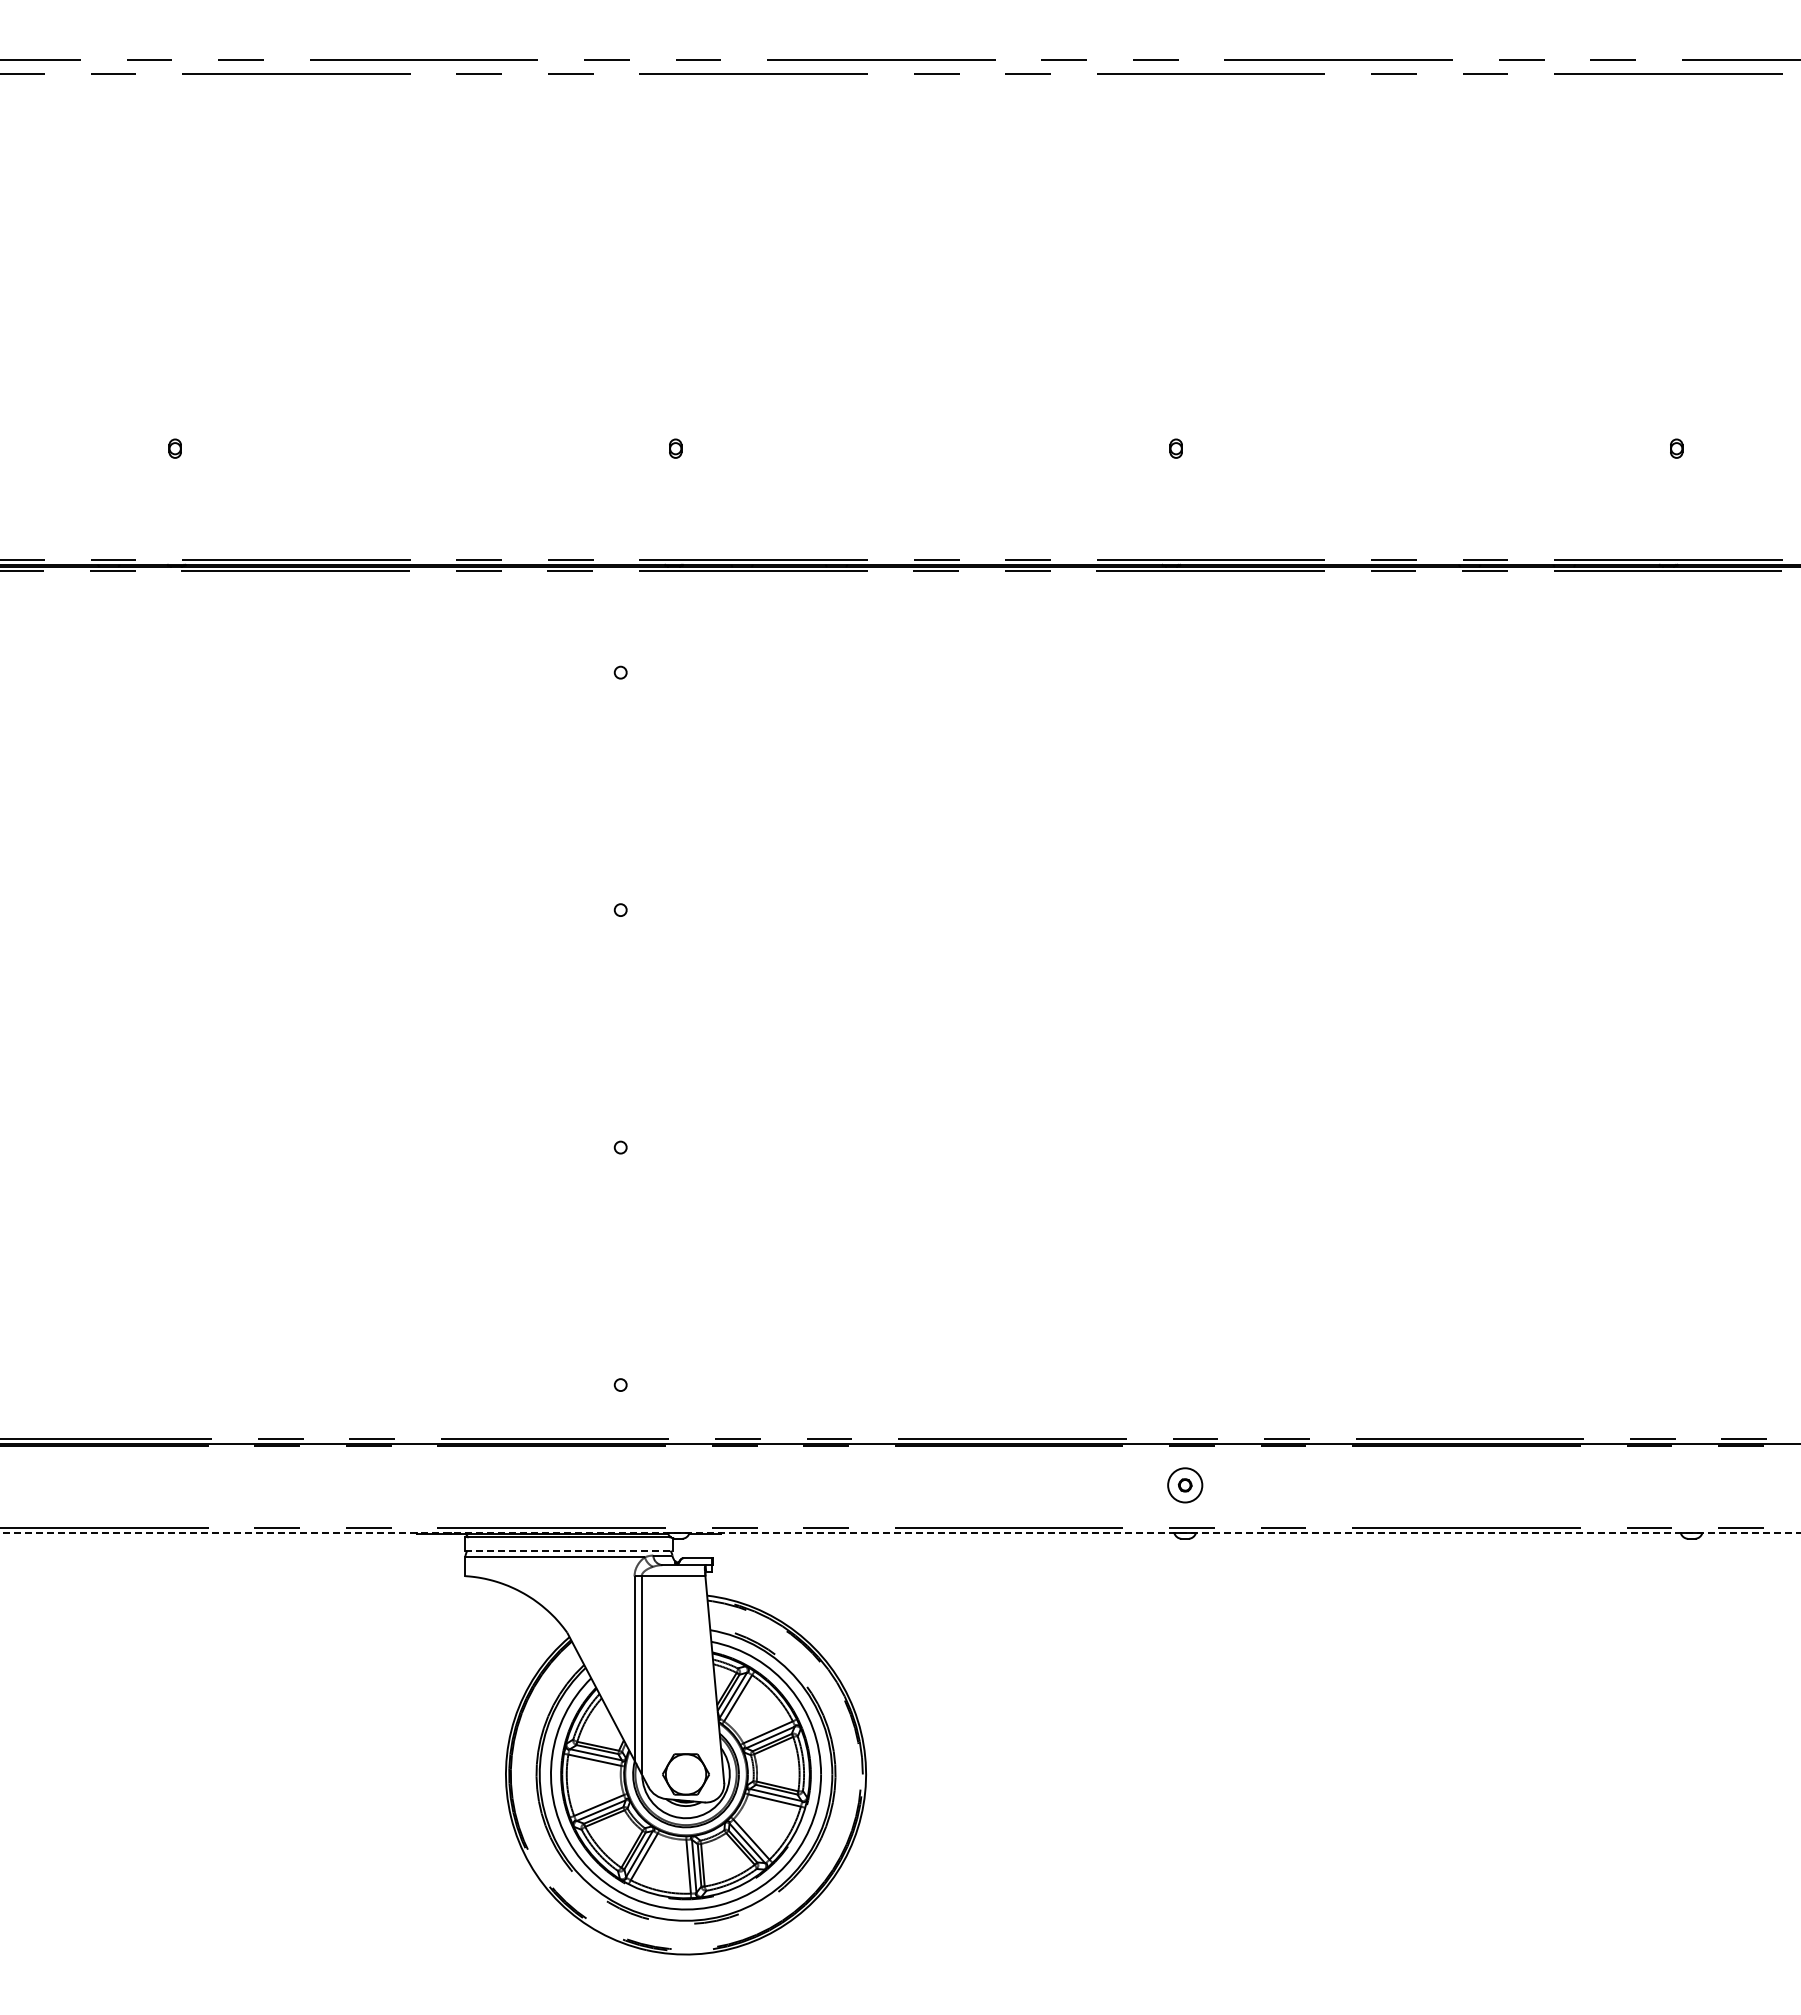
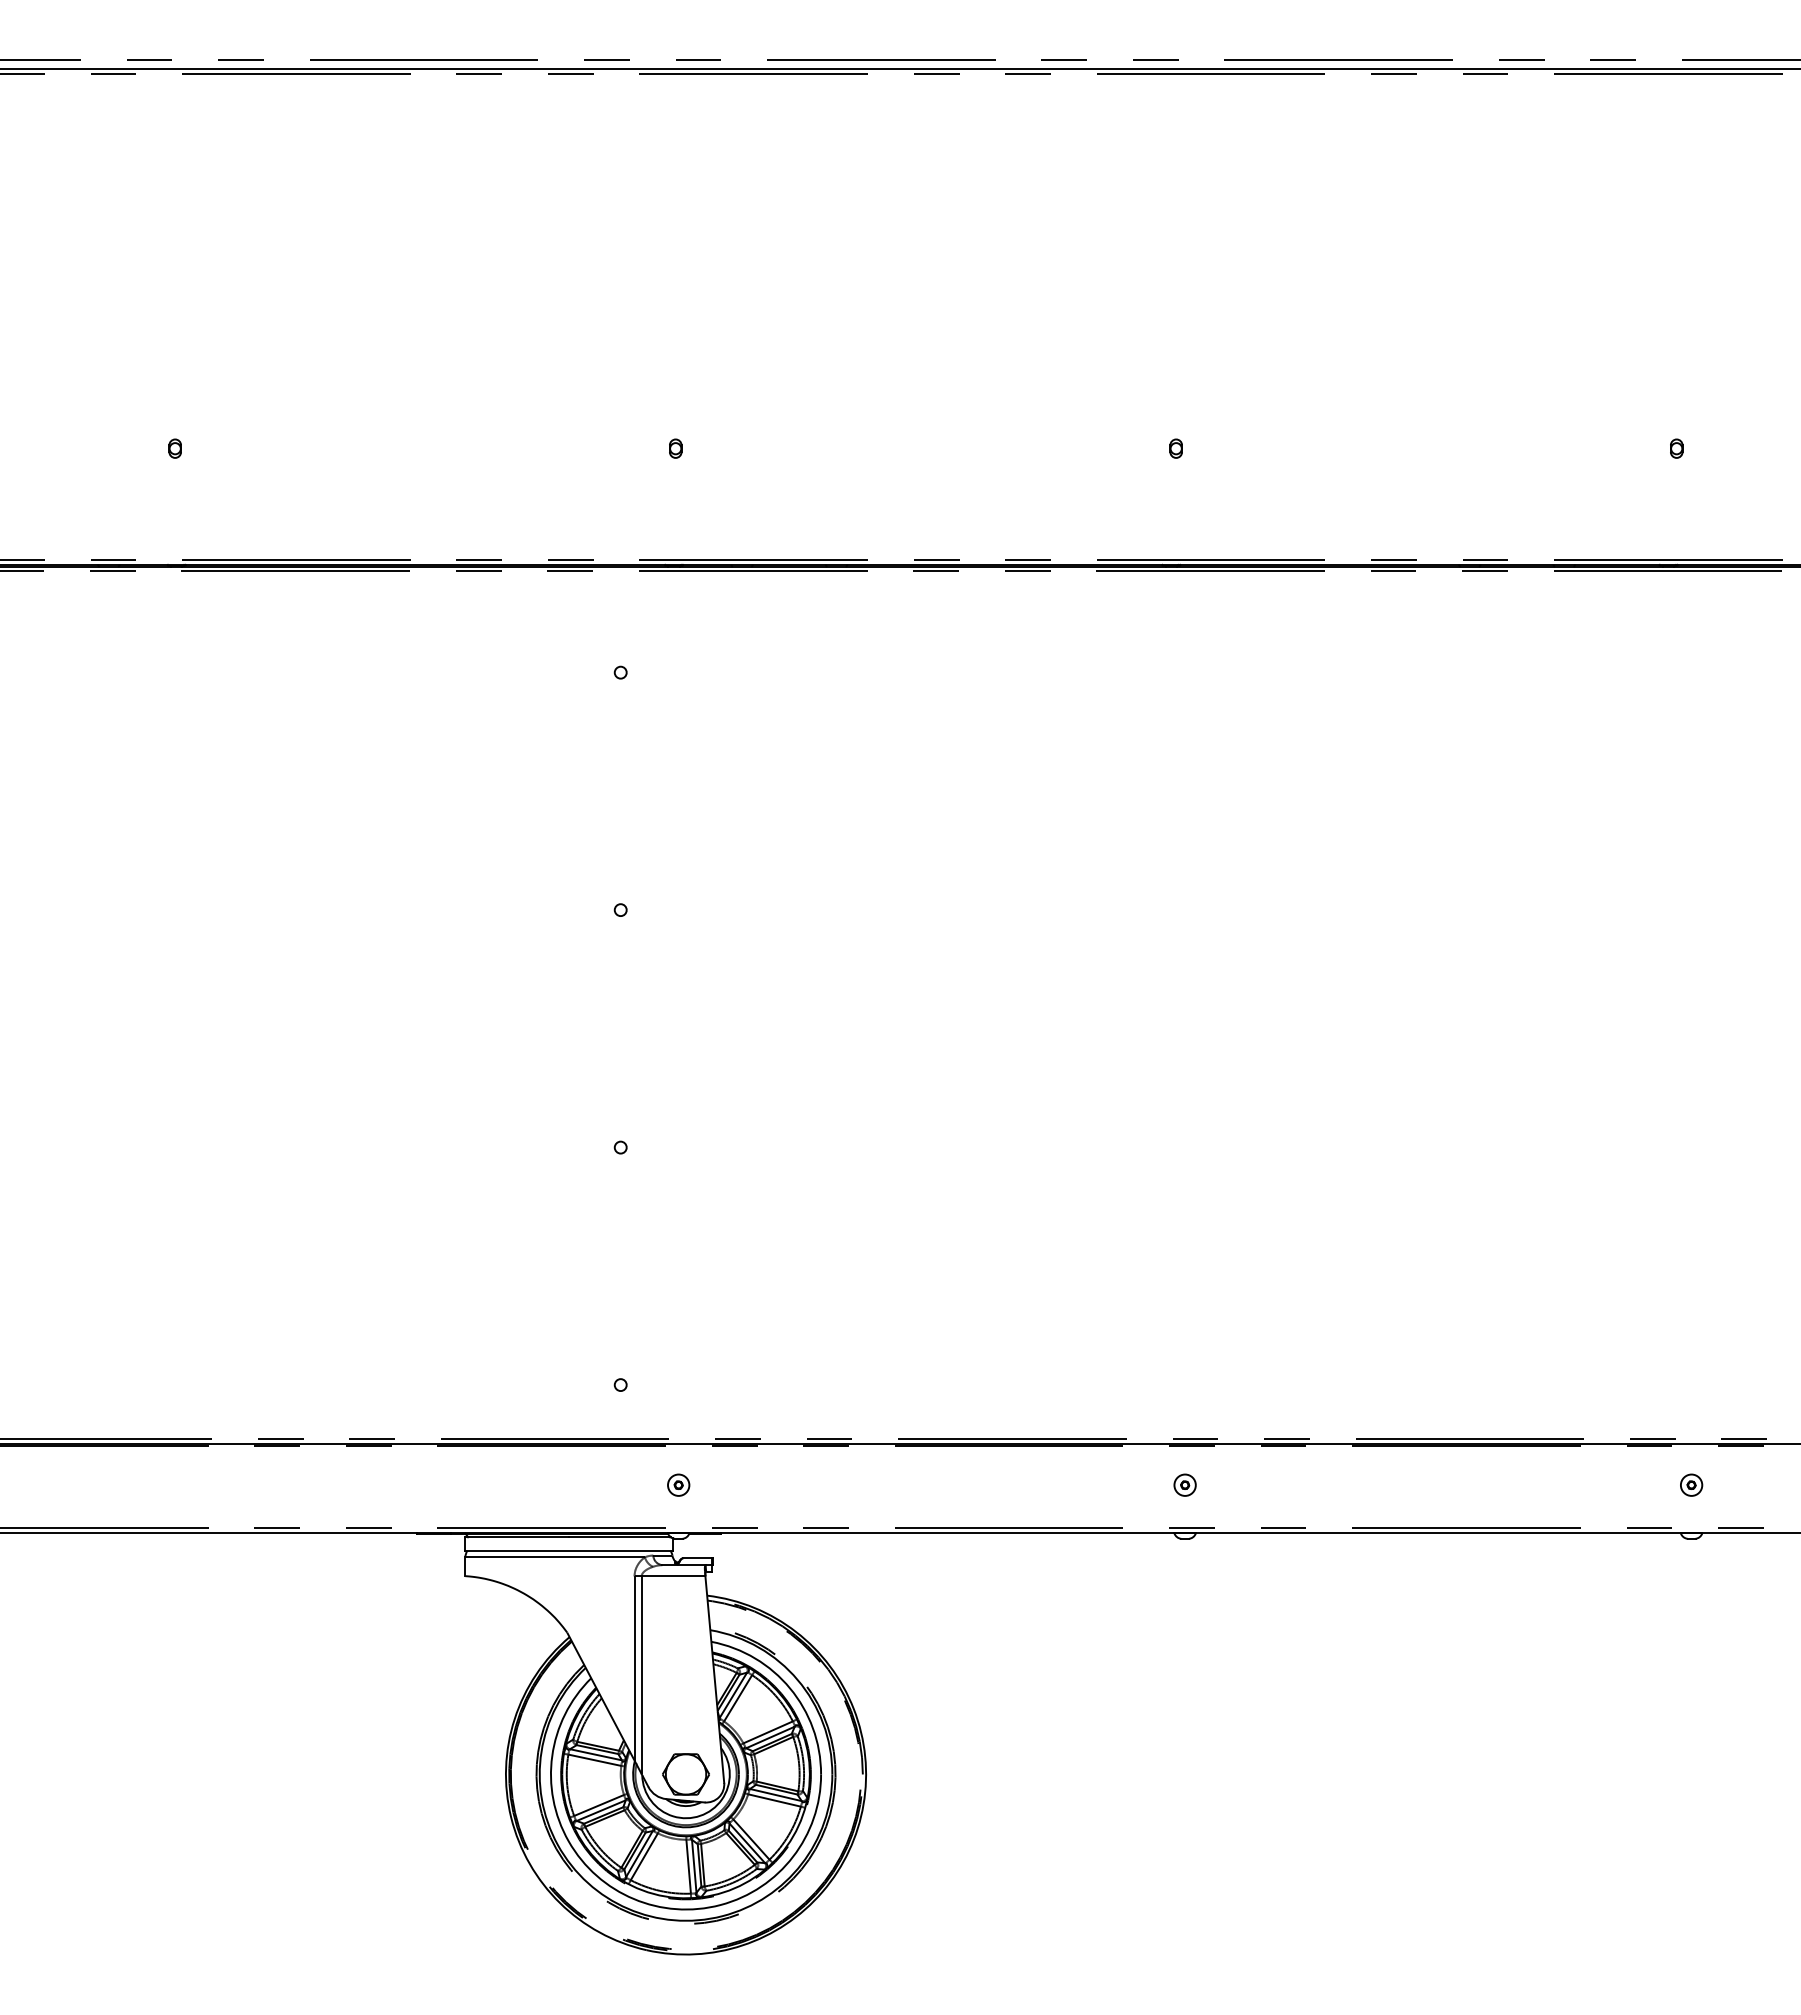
line: none -> present (899, 69)
part: none -> present (678, 1484)
part: none -> present (1691, 1484)
part size: 37x37 px -> 24x24 px (1184, 1484)
line: dashed -> solid (900, 1532)
line: dashed -> solid (568, 1550)
